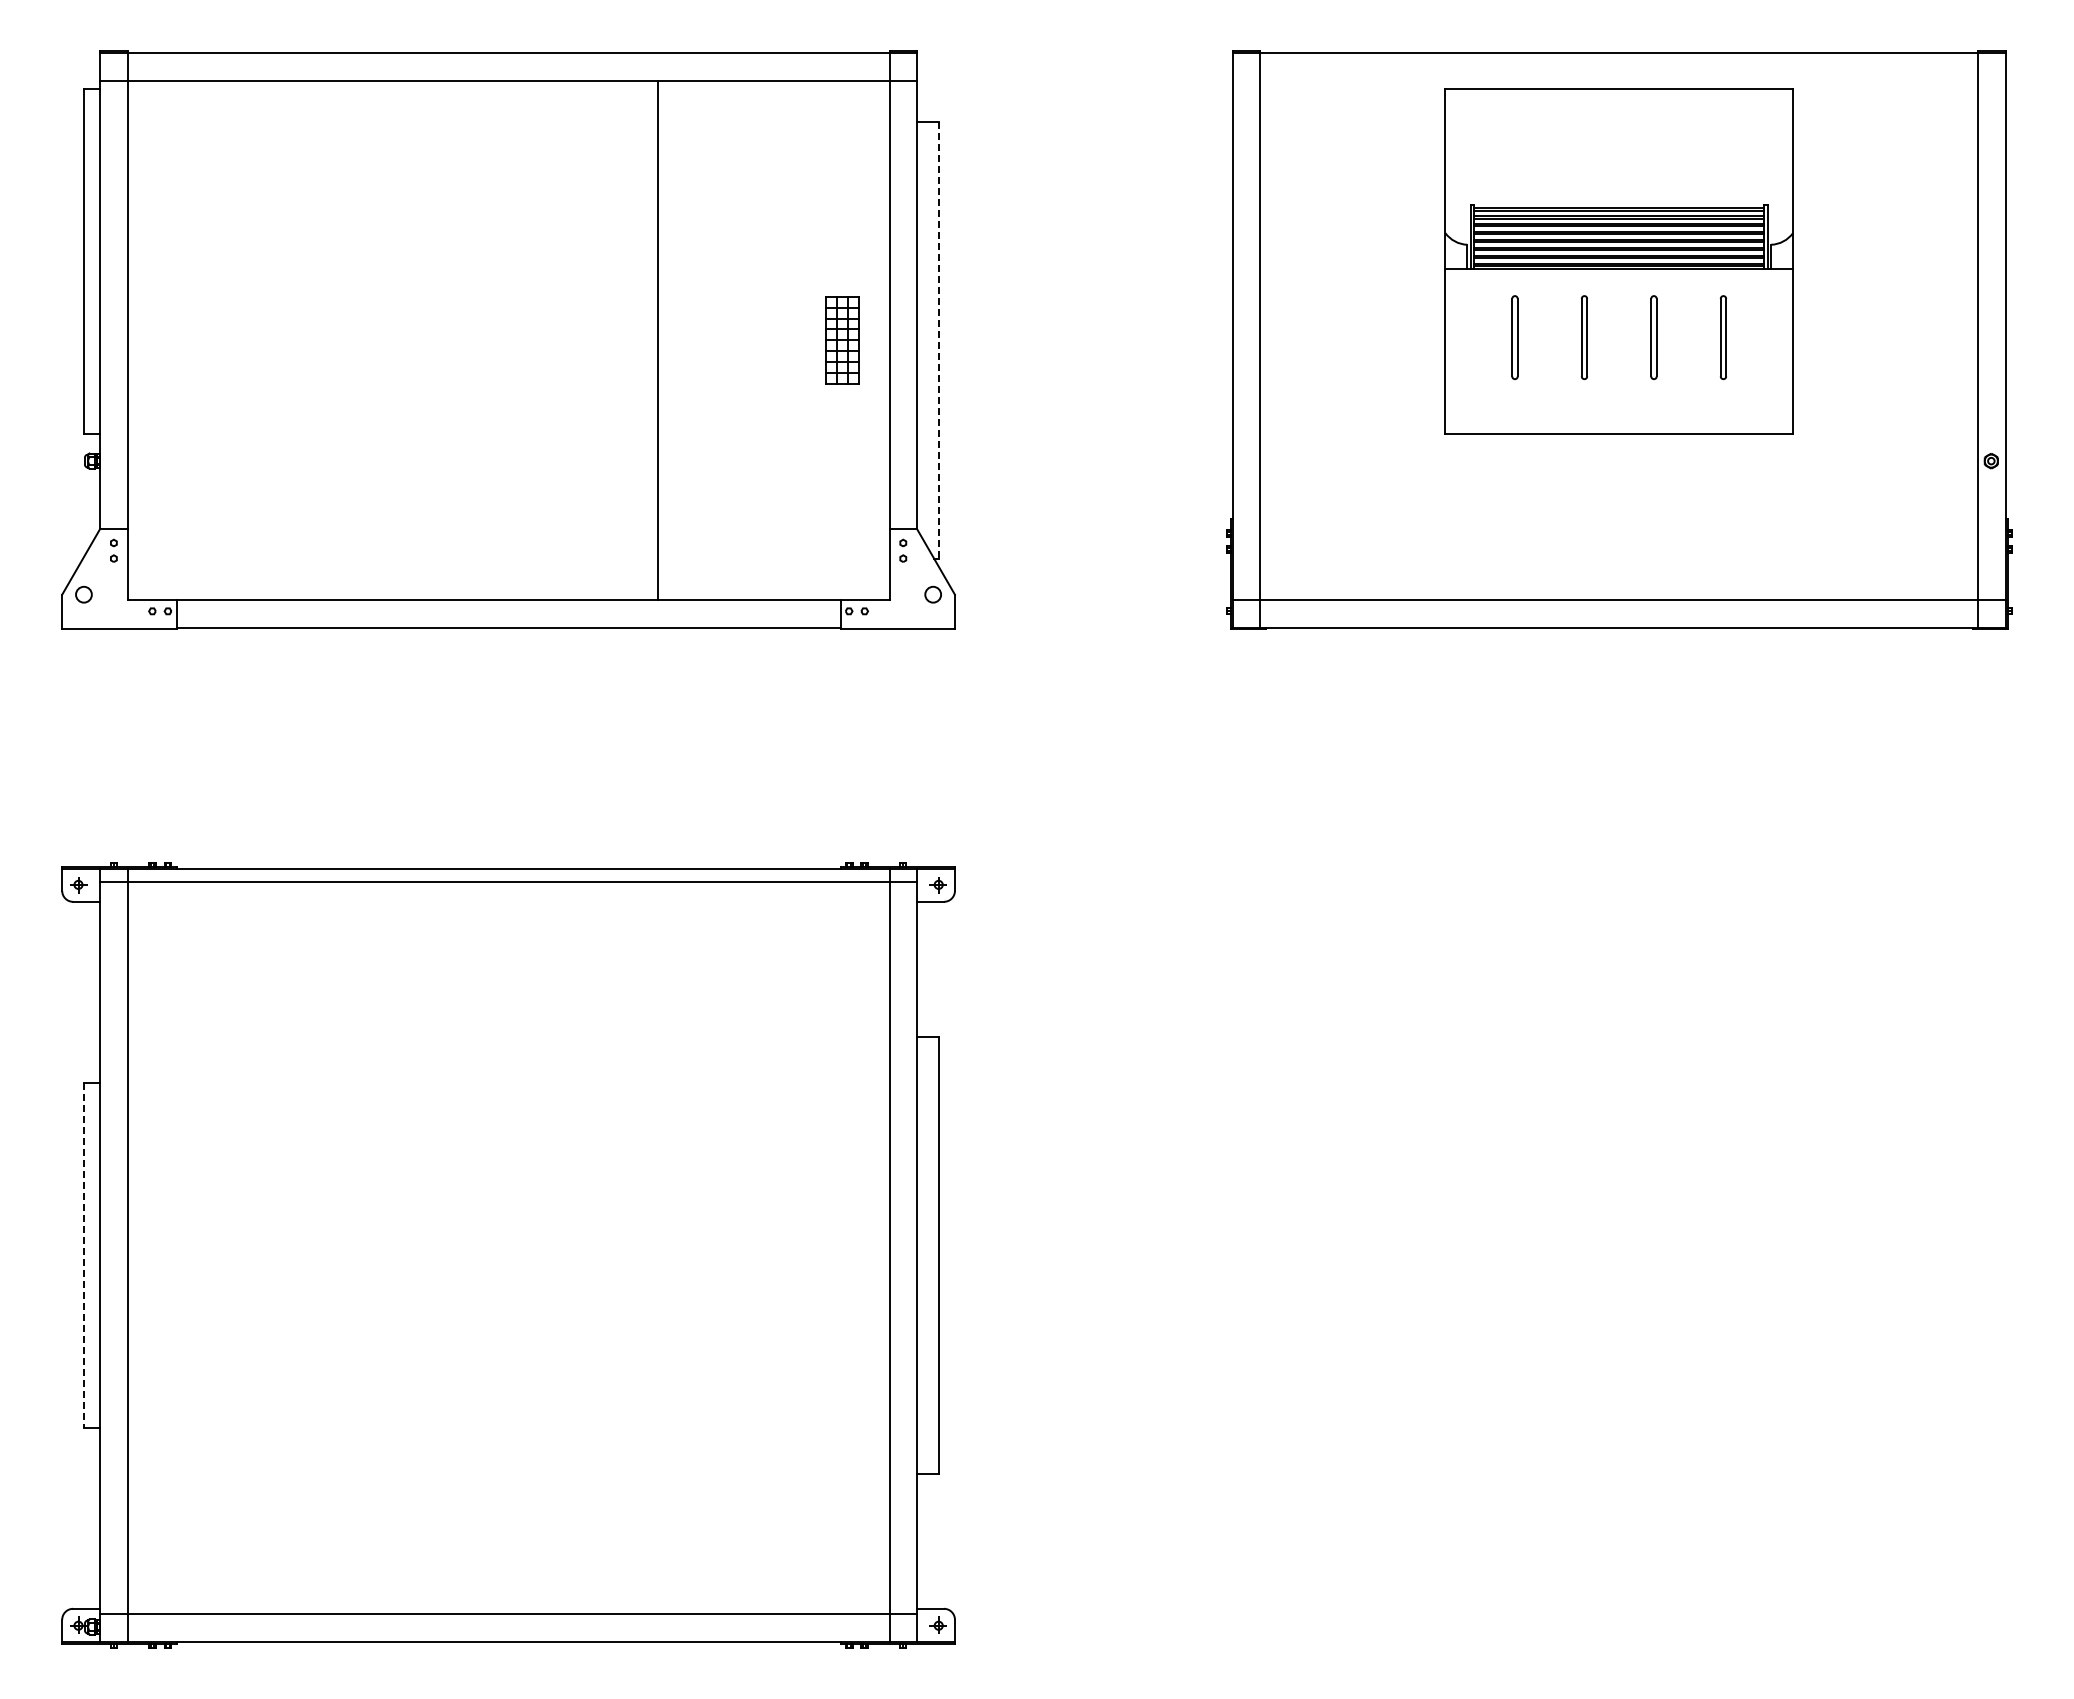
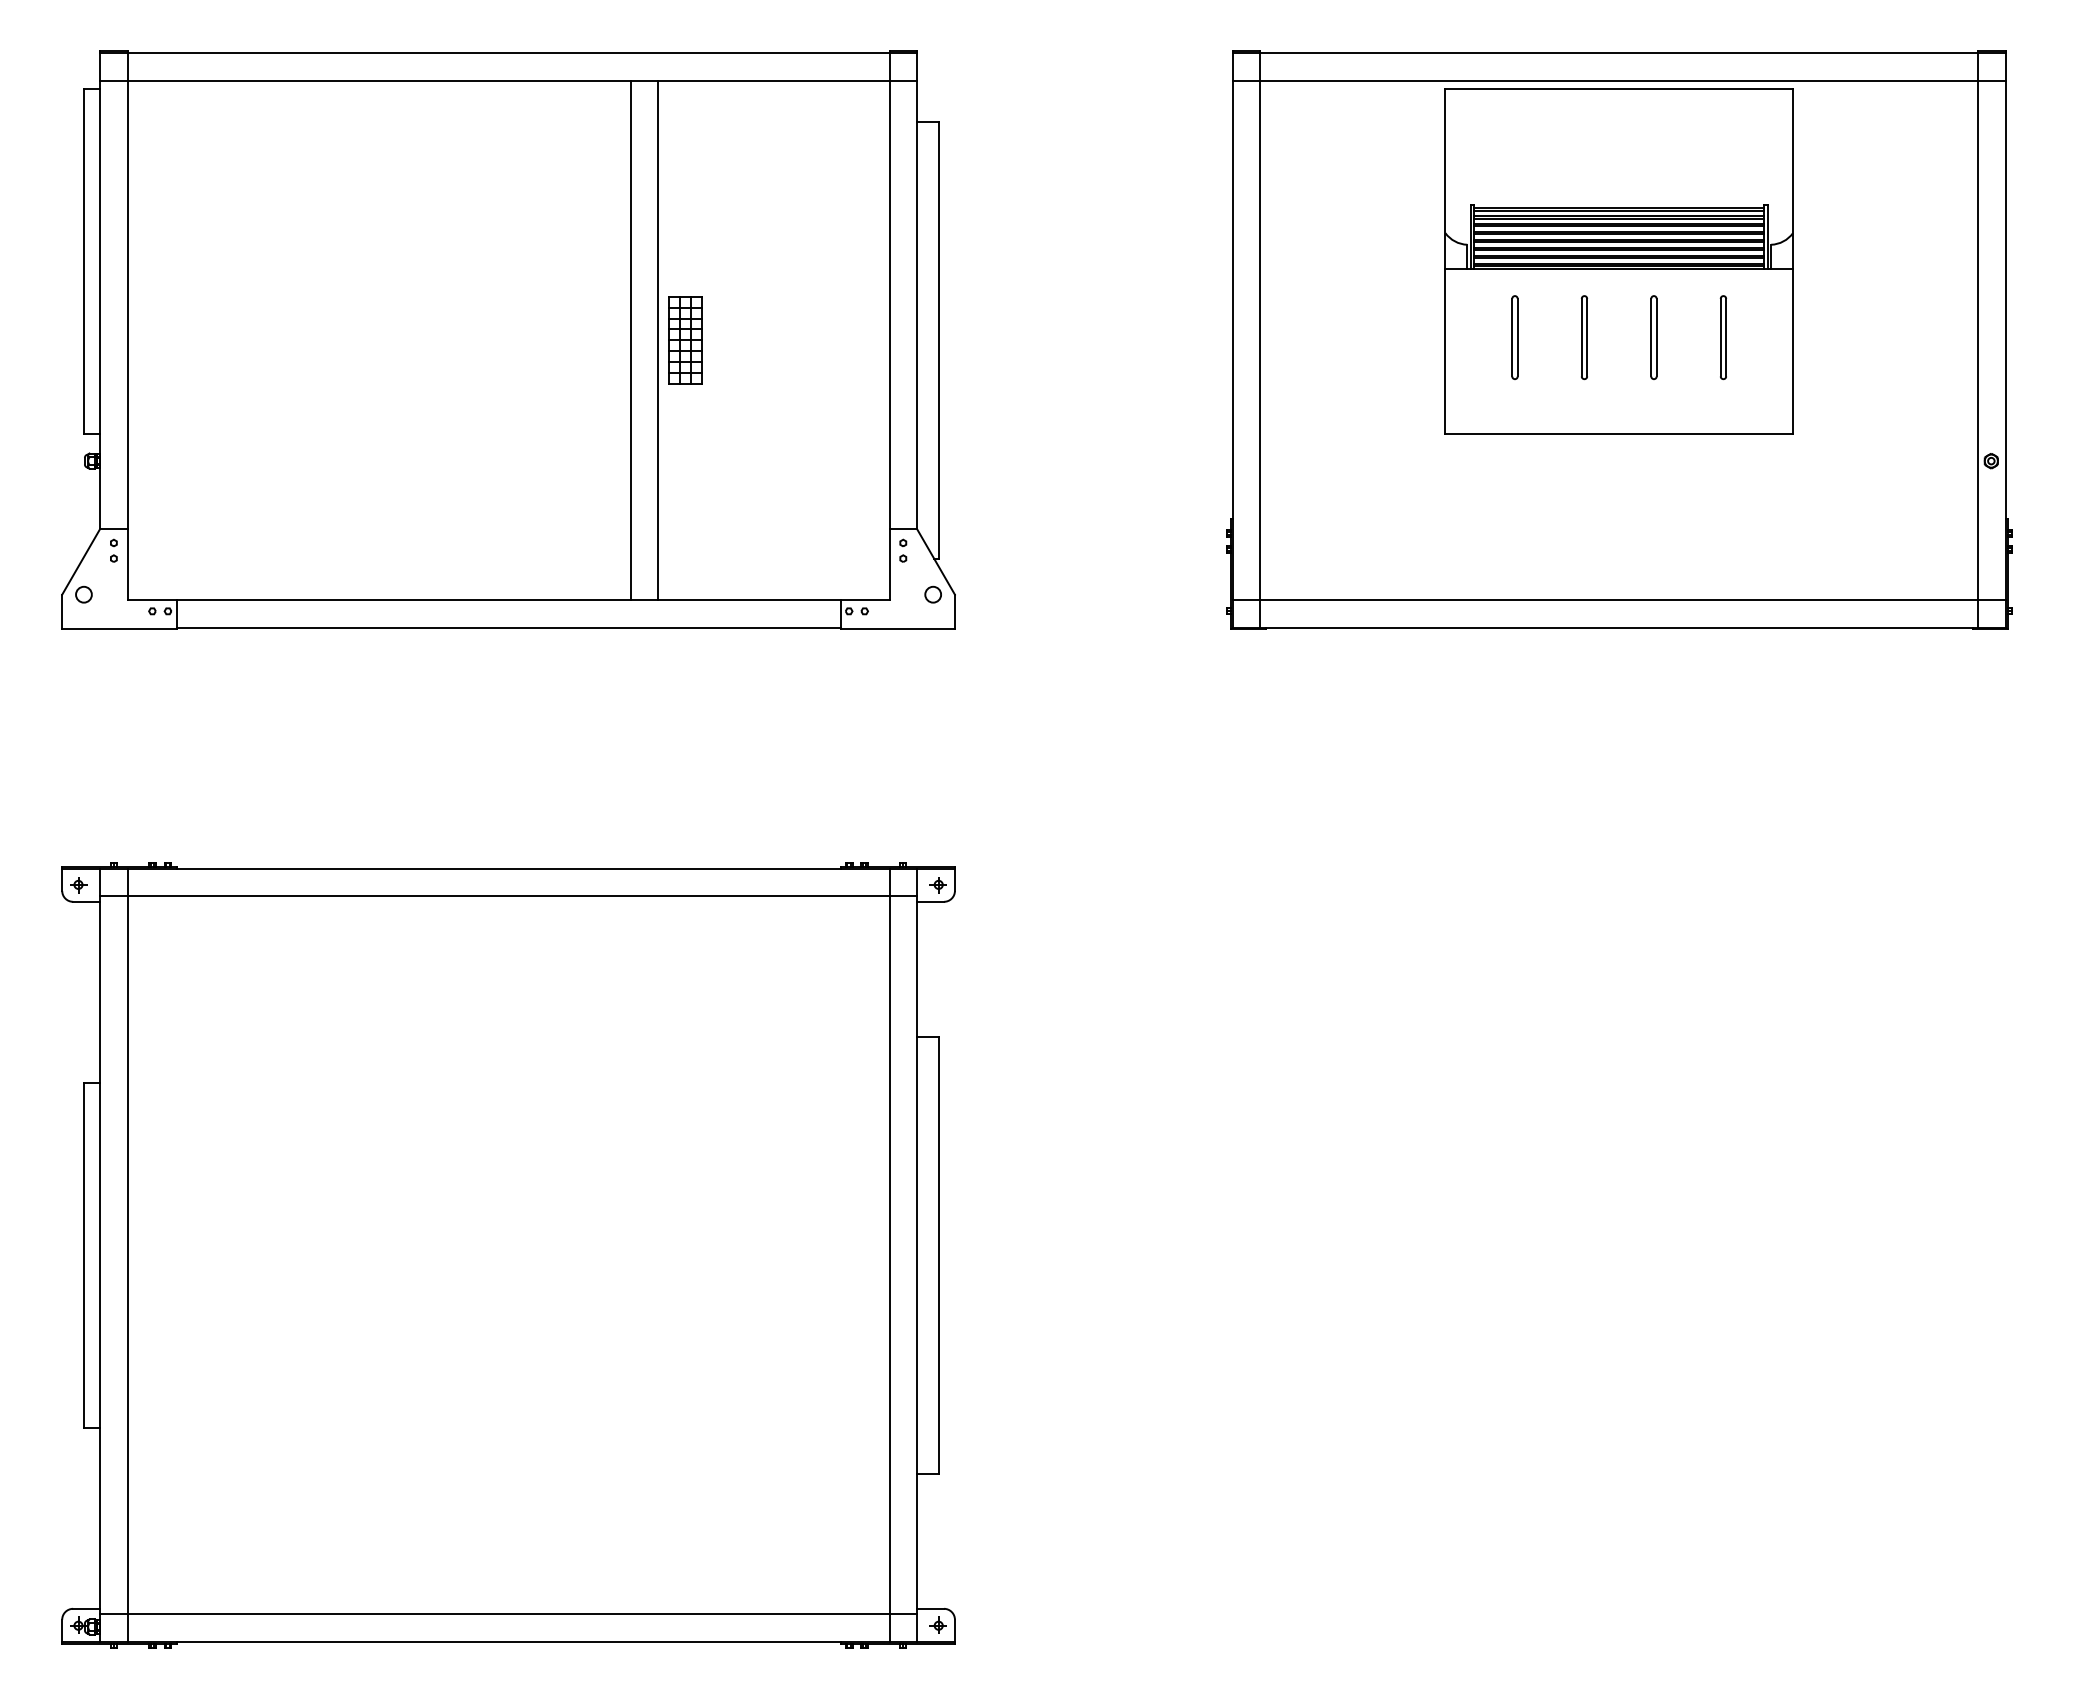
line: none -> present (1618, 80)
line: none -> present (631, 340)
part position: (842, 340) -> (685, 340) (685, 340)
line: dashed -> solid (938, 340)
line position: (508, 882) -> (508, 896) (508, 896)
line: dashed -> solid (83, 1255)
